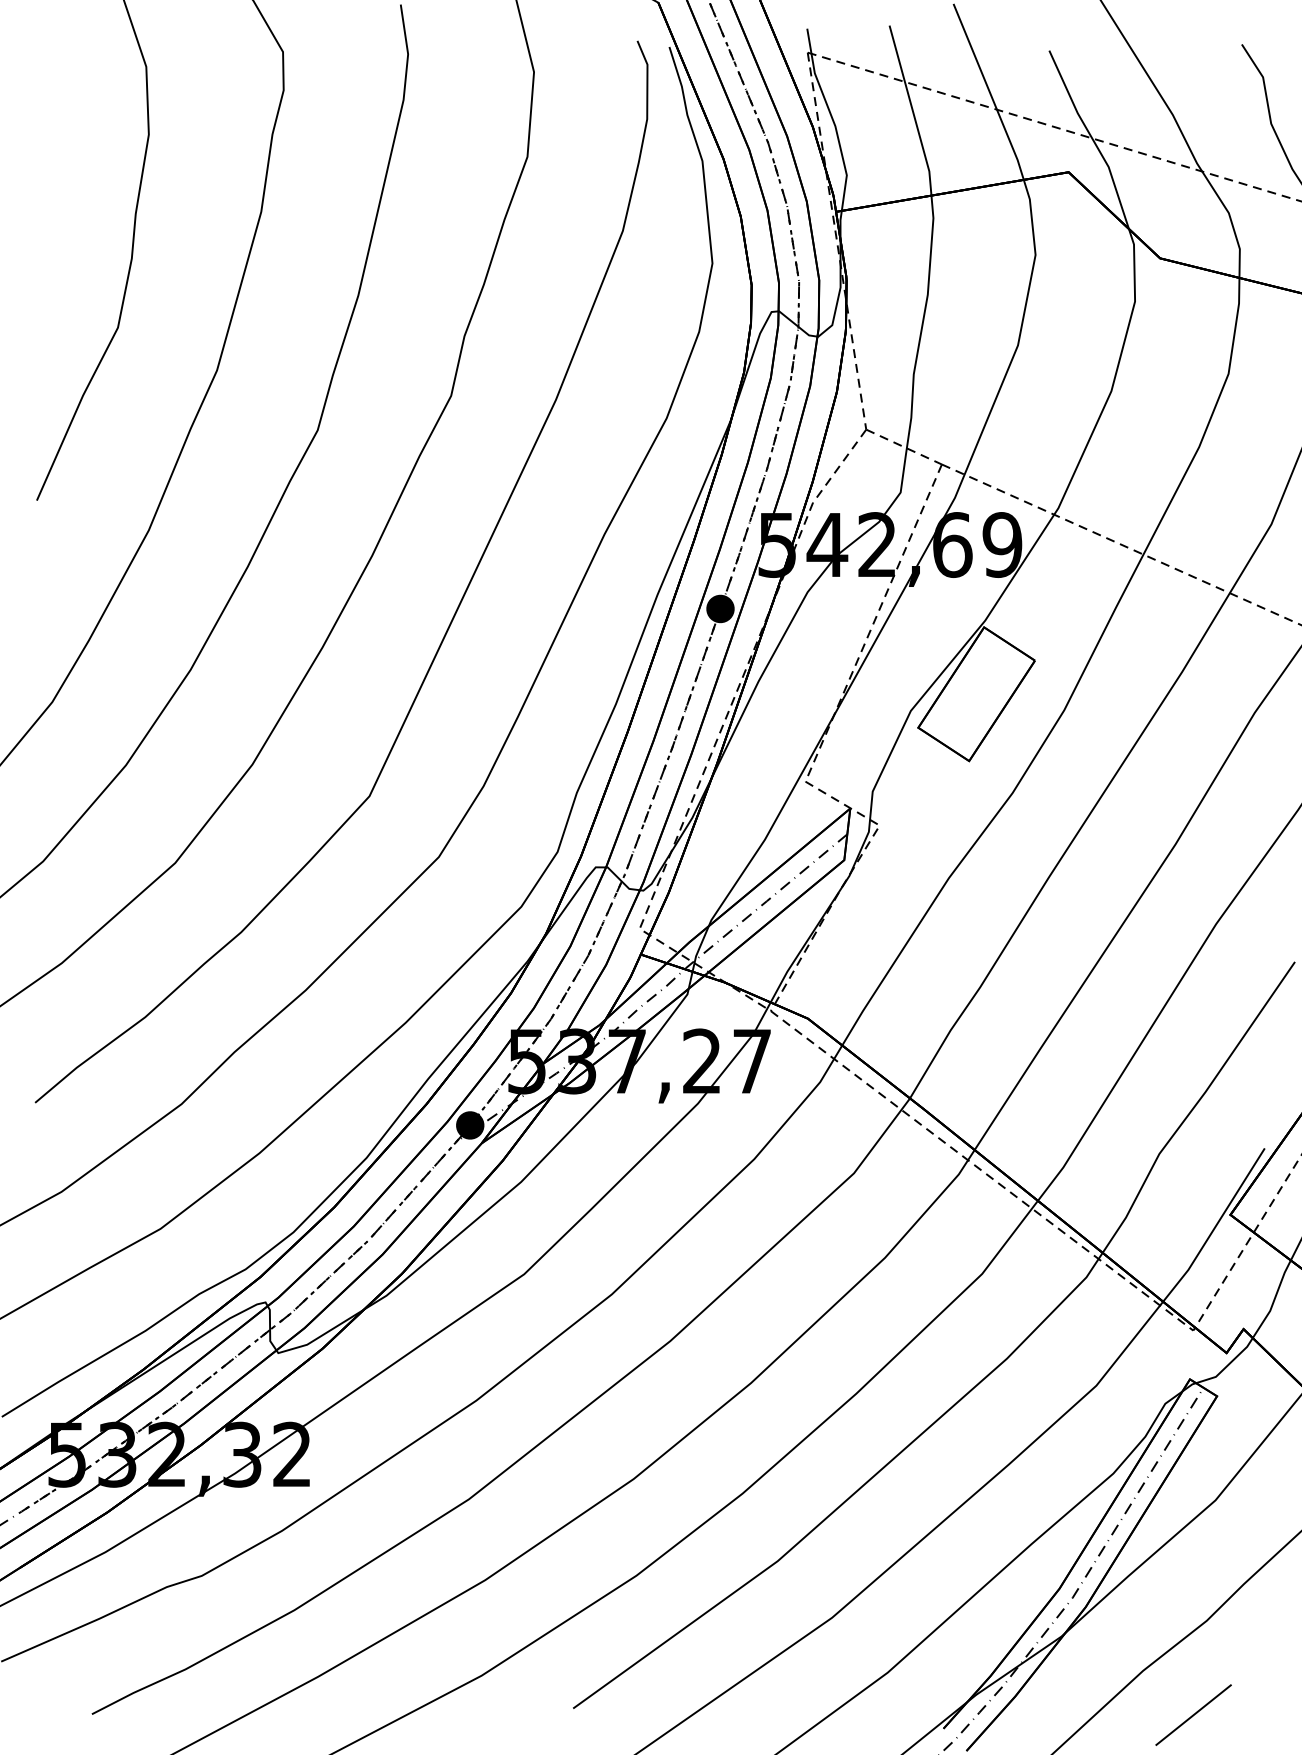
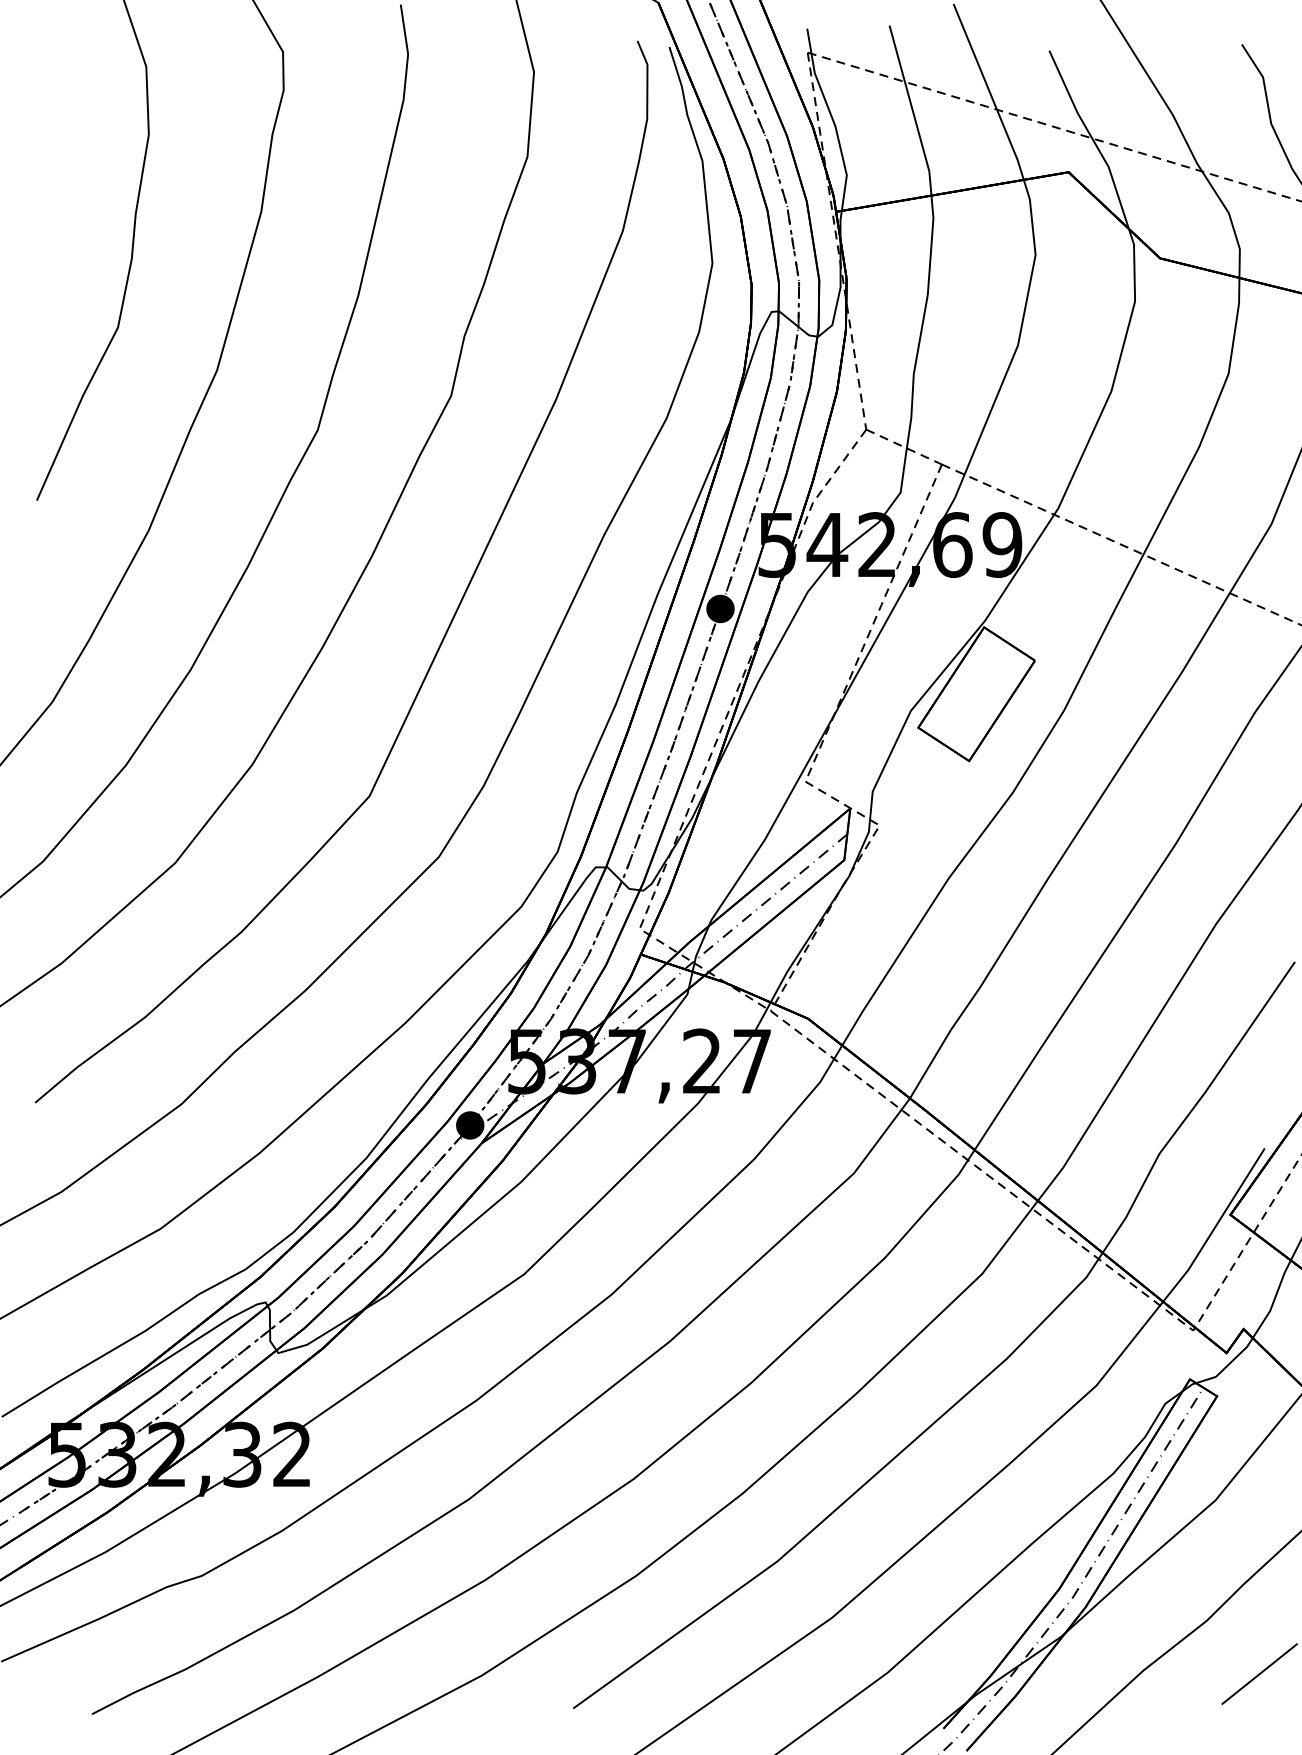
line position: (1193, 1714) -> (1259, 1673) (1259, 1673)
